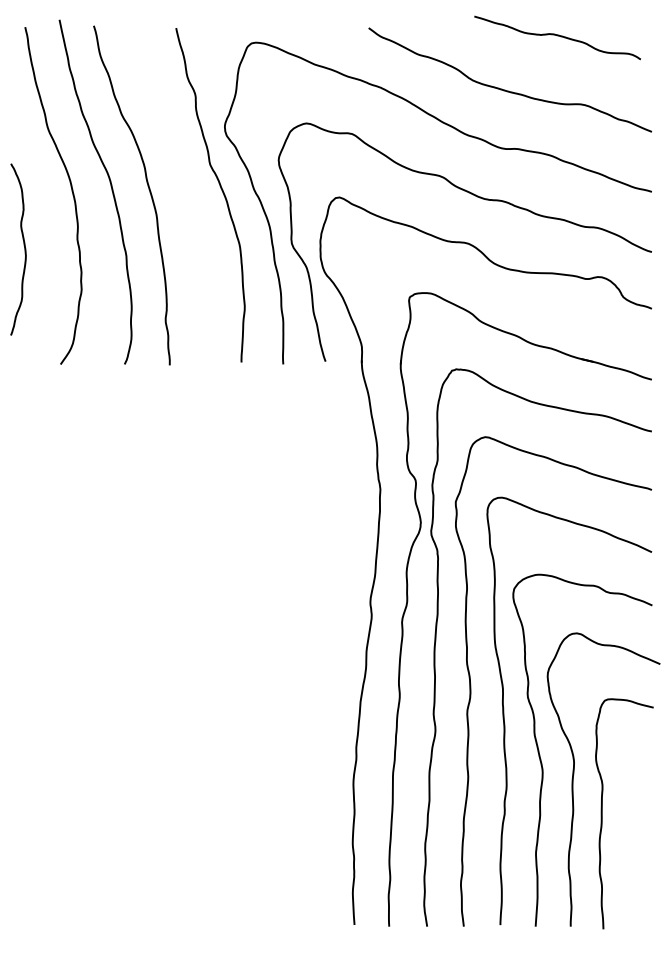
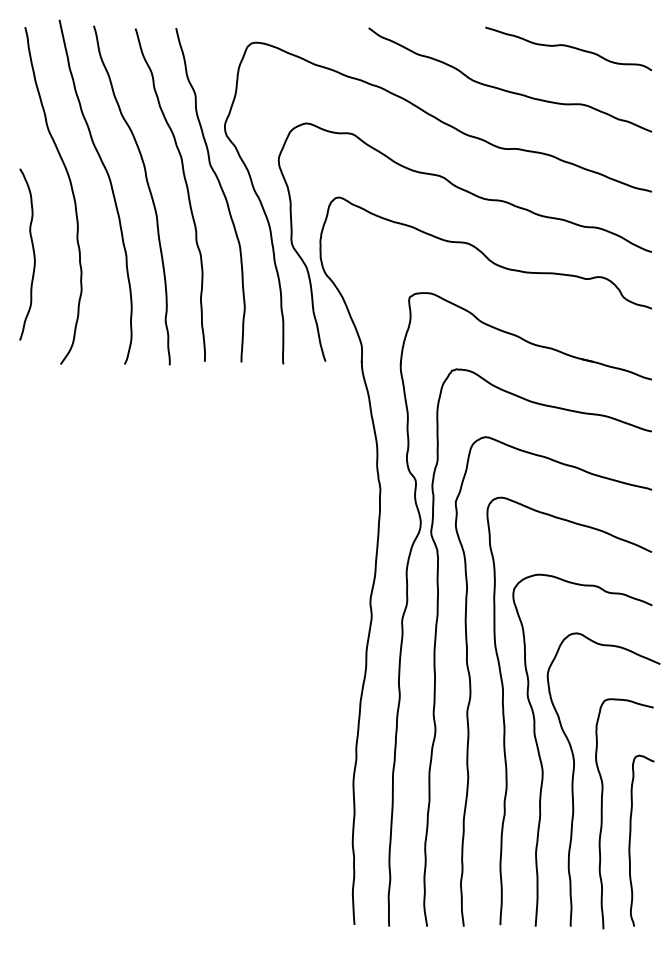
curve position: (557, 36) -> (568, 47) (568, 47)
curve: none -> present (186, 189)
curve position: (24, 249) -> (33, 254) (33, 254)
curve: none -> present (630, 840)
